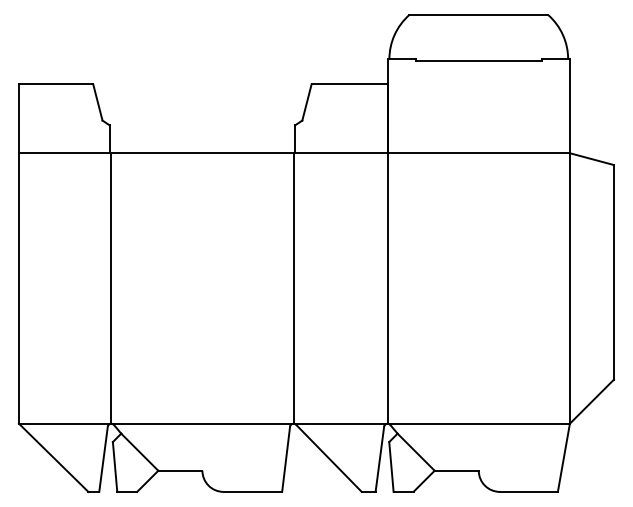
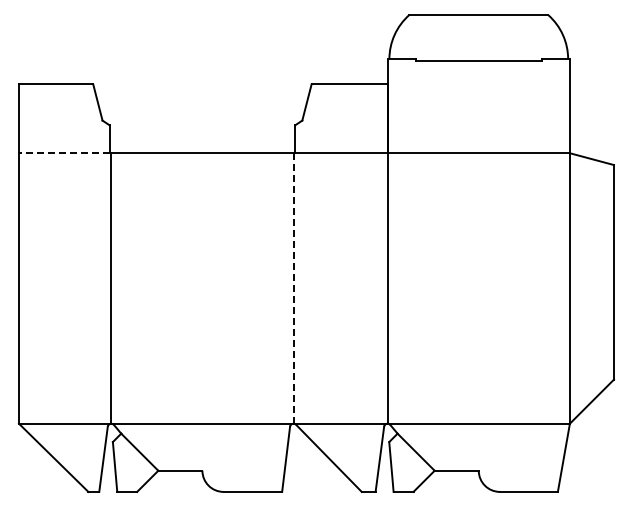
line: solid -> dashed (63, 153)
line: solid -> dashed (293, 287)
